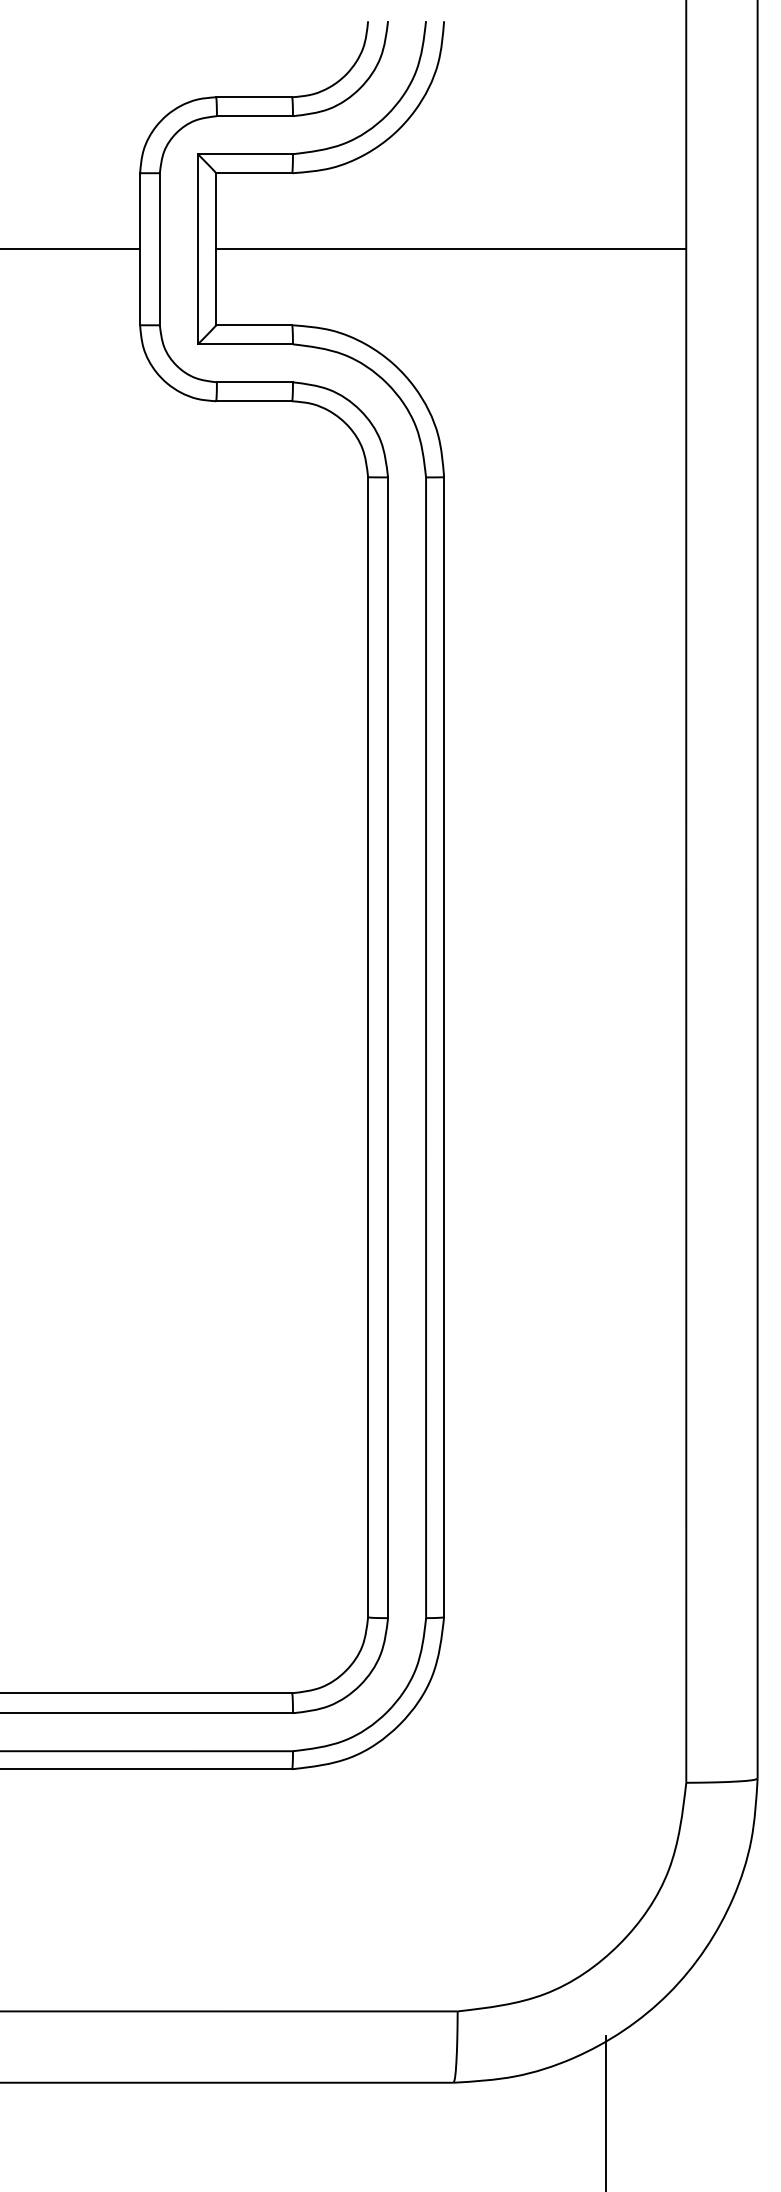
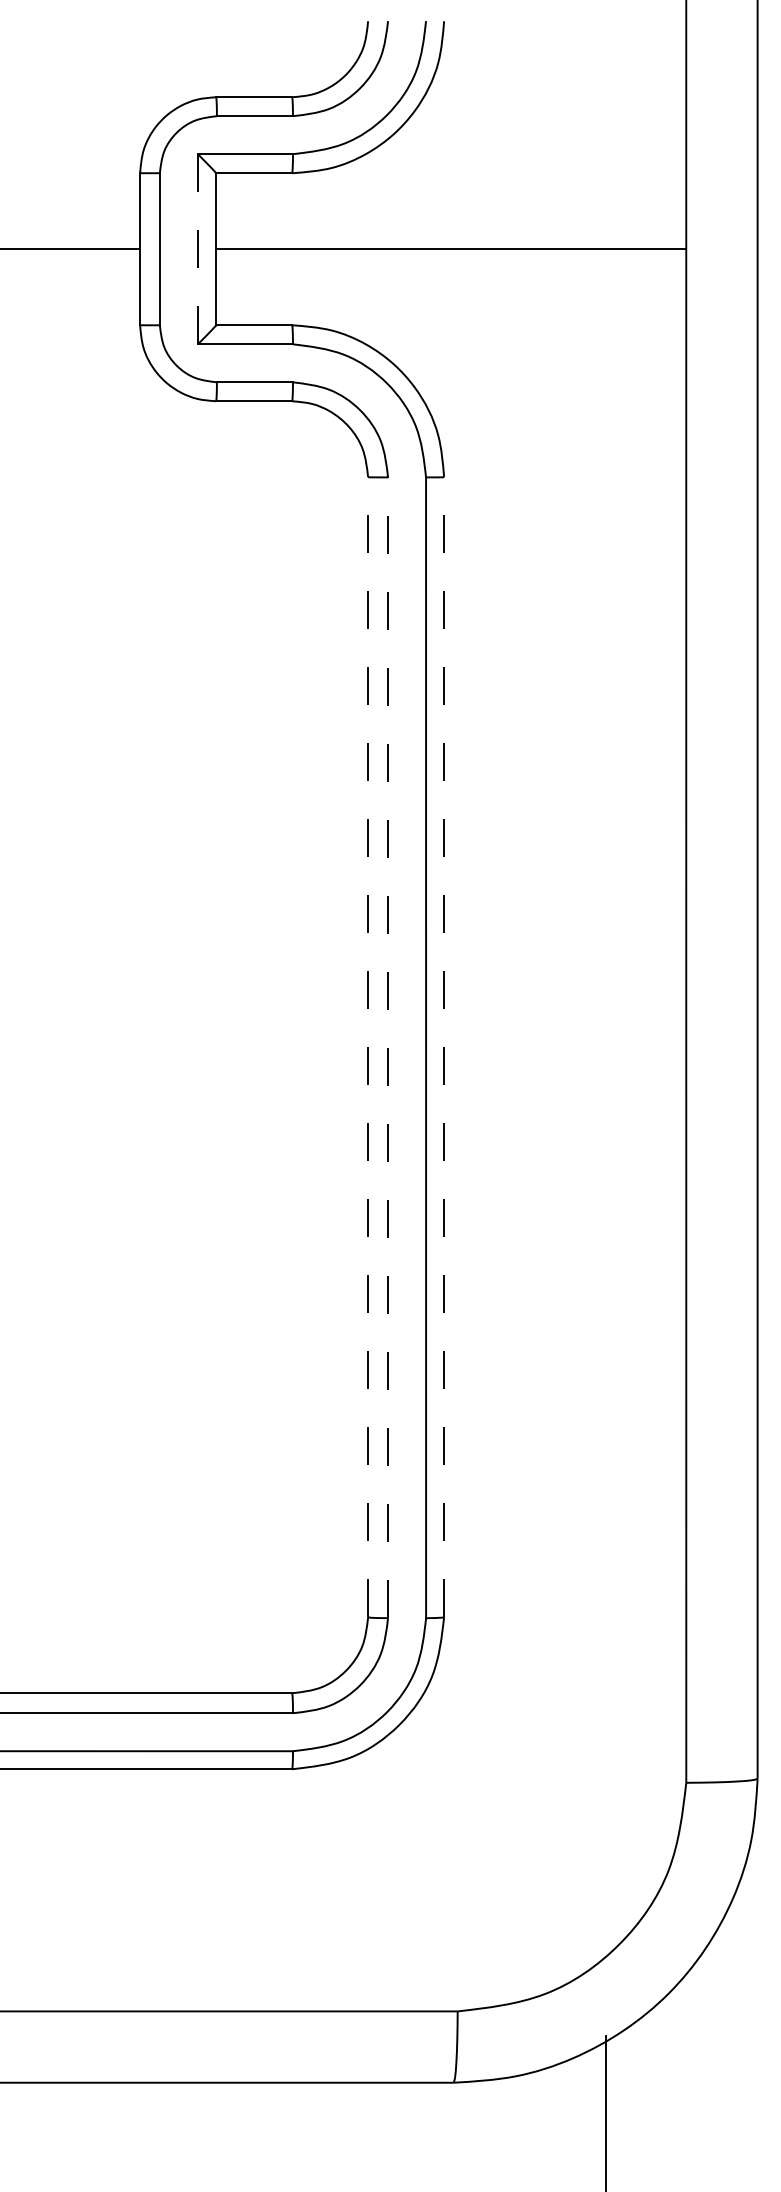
line: solid -> dashed (197, 248)
line: solid -> dashed (368, 1047)
line: solid -> dashed (388, 1047)
line: solid -> dashed (444, 1047)
